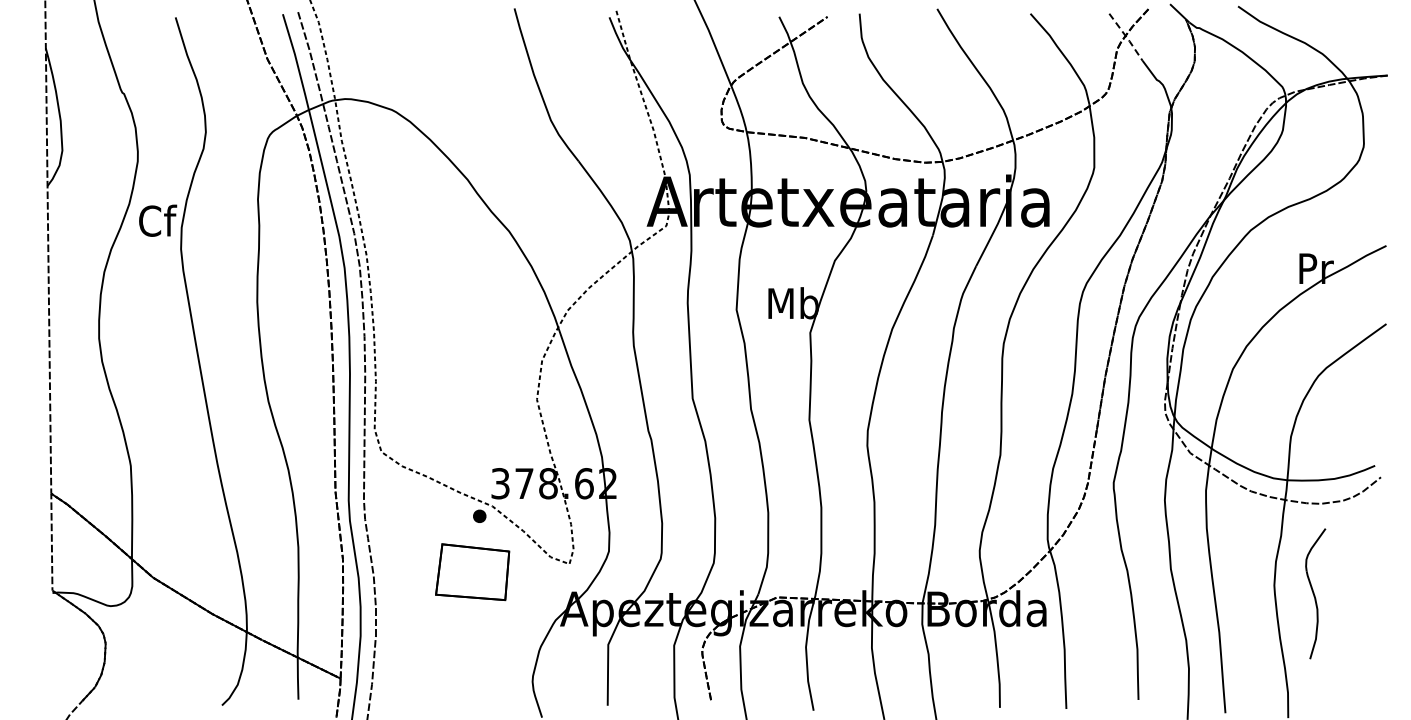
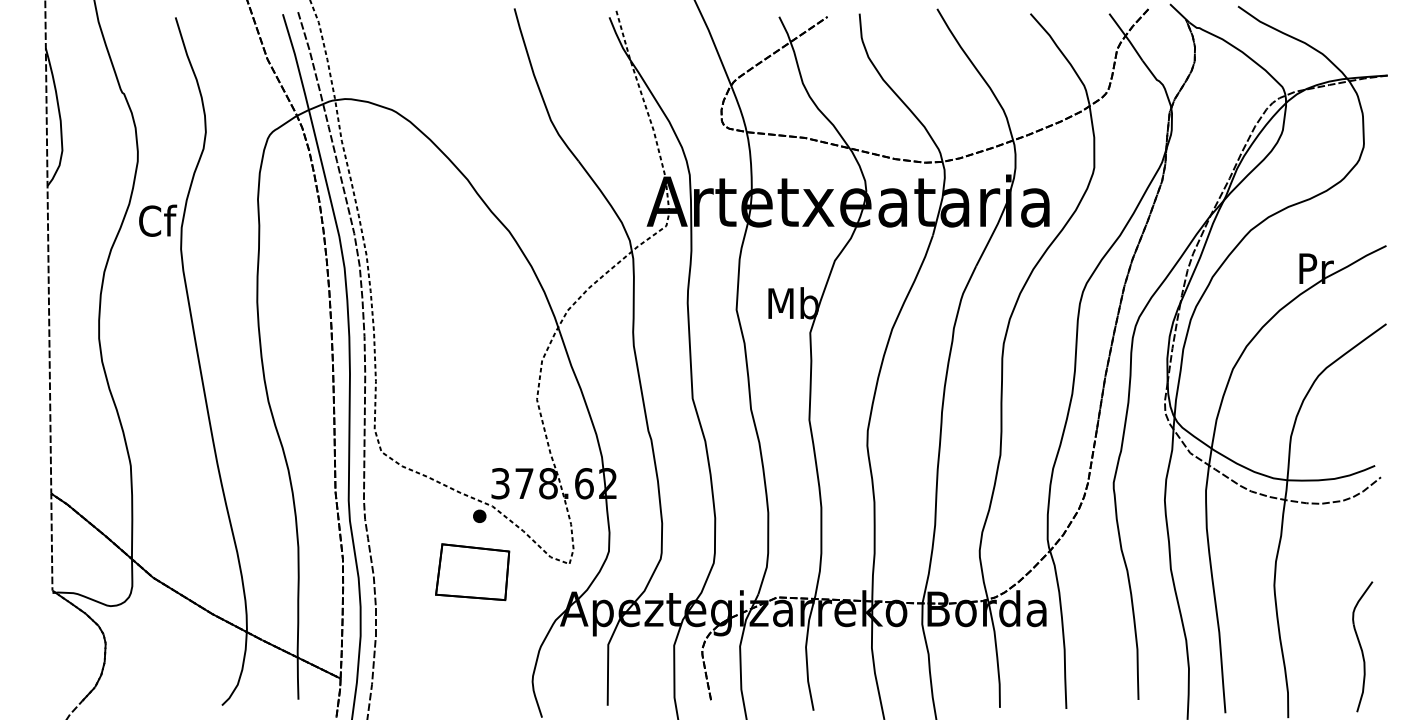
line: dashed -> solid (1126, 36)
part position: (1315, 593) -> (1362, 646) (1362, 646)
